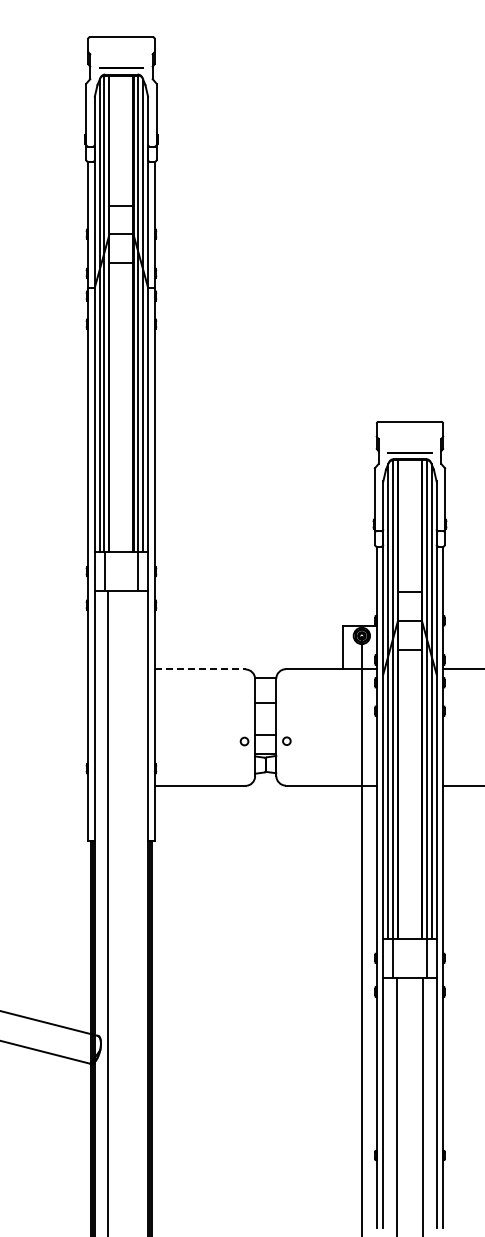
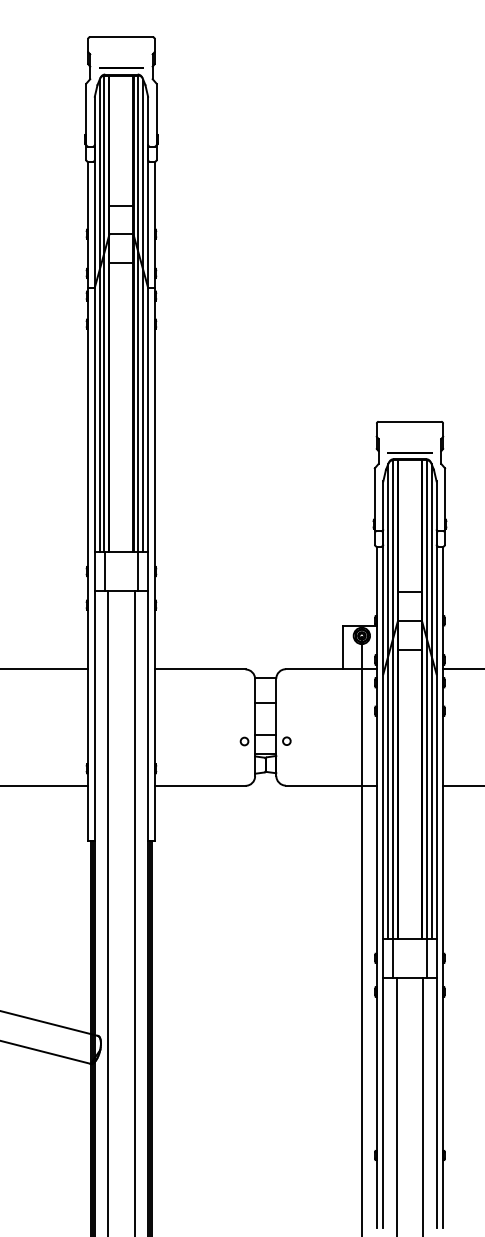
line: none -> present (45, 669)
line: dashed -> solid (200, 669)
line: none -> present (45, 785)
line: none -> present (134, 911)
